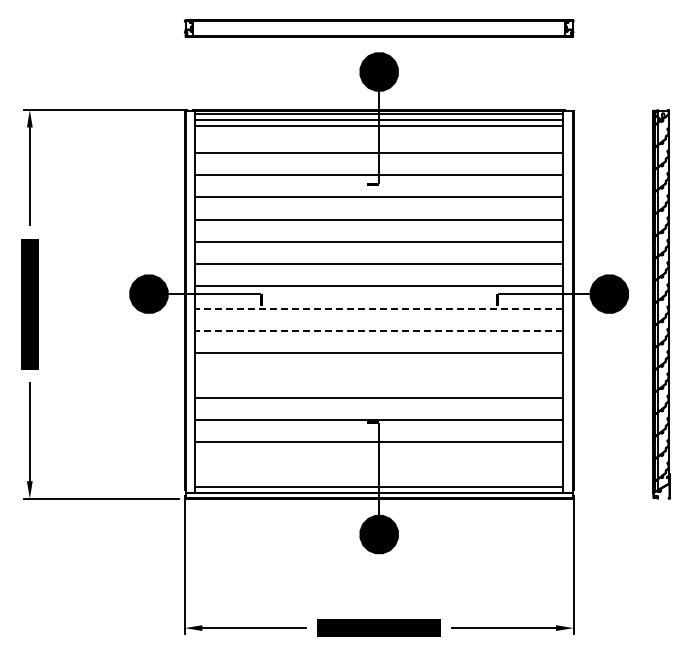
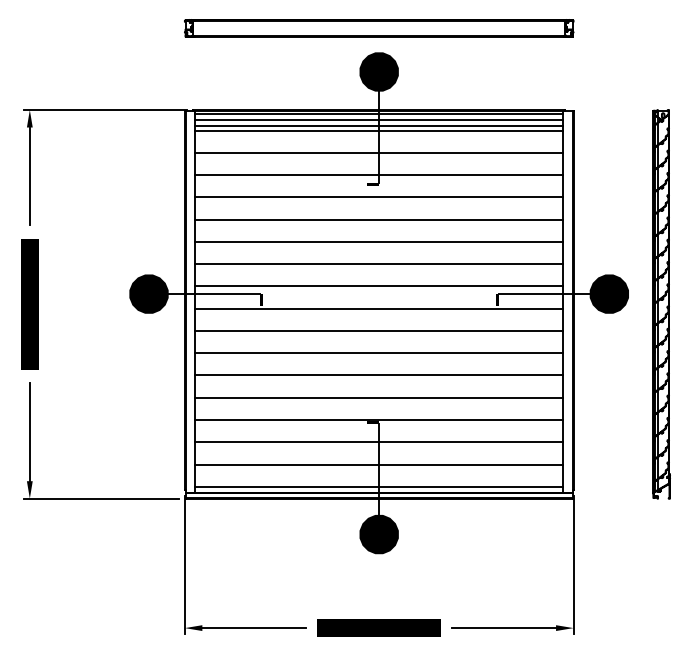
line: none -> present (378, 130)
line: dashed -> solid (378, 308)
line: dashed -> solid (378, 330)
line: none -> present (378, 375)
line: none -> present (378, 464)
